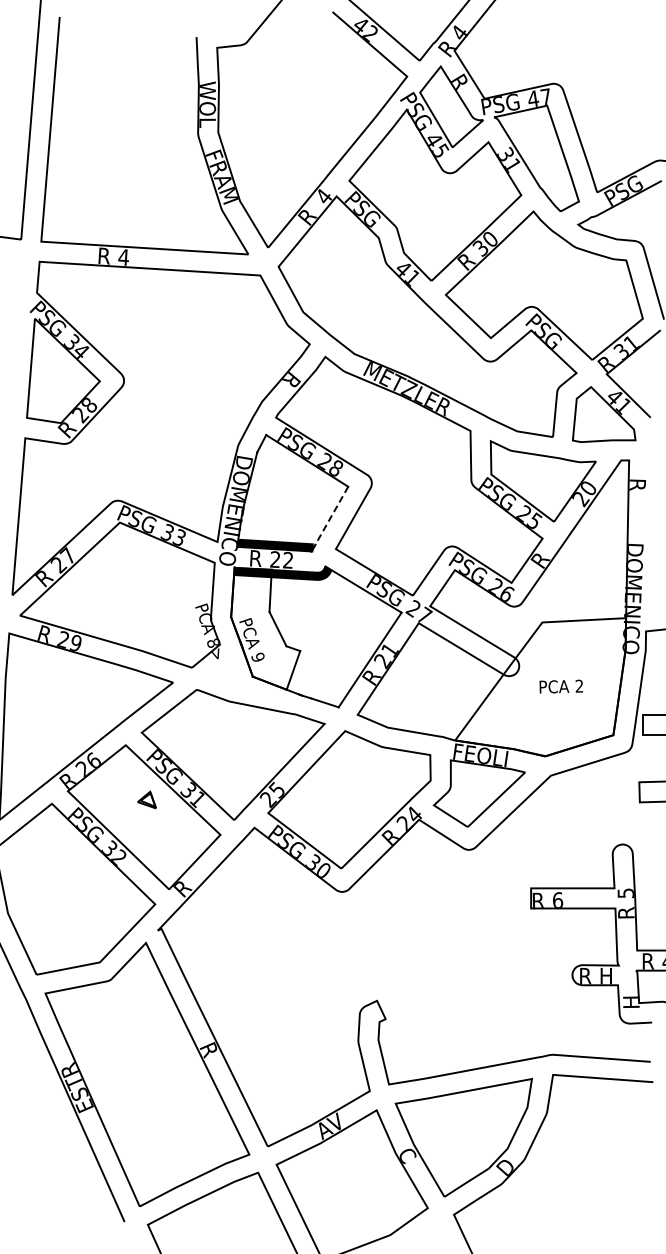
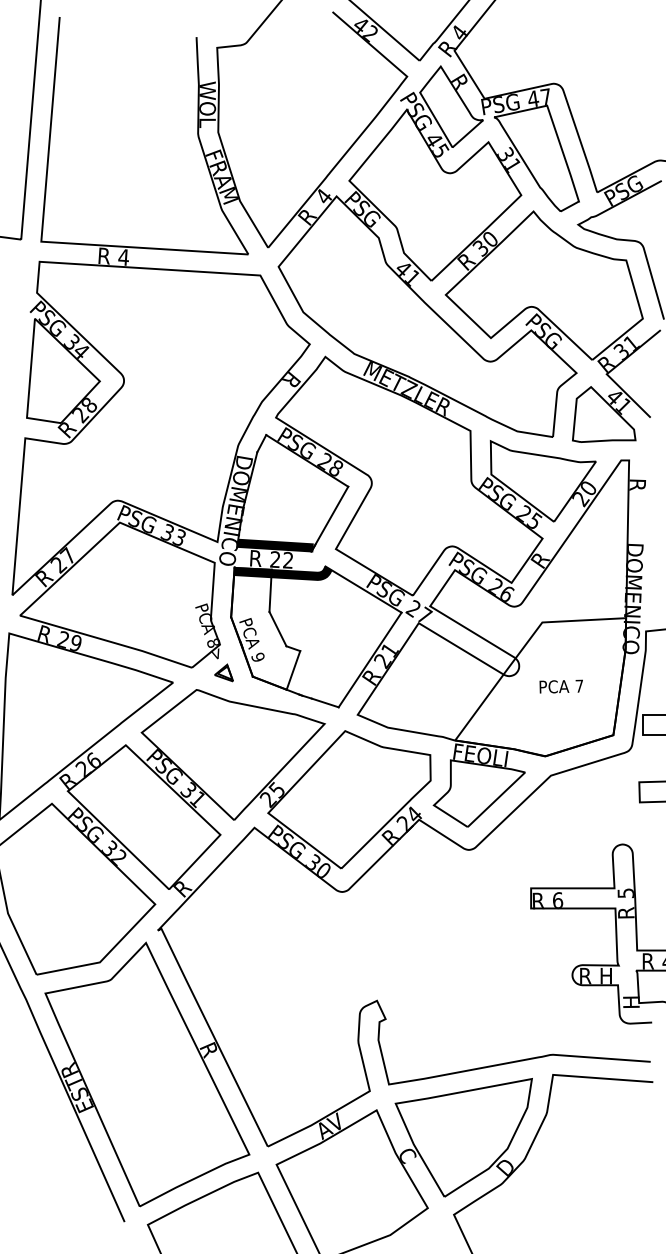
line: dashed -> solid (331, 516)
text: 2 -> 7 (578, 685)
part position: (146, 799) -> (223, 672) (223, 672)
